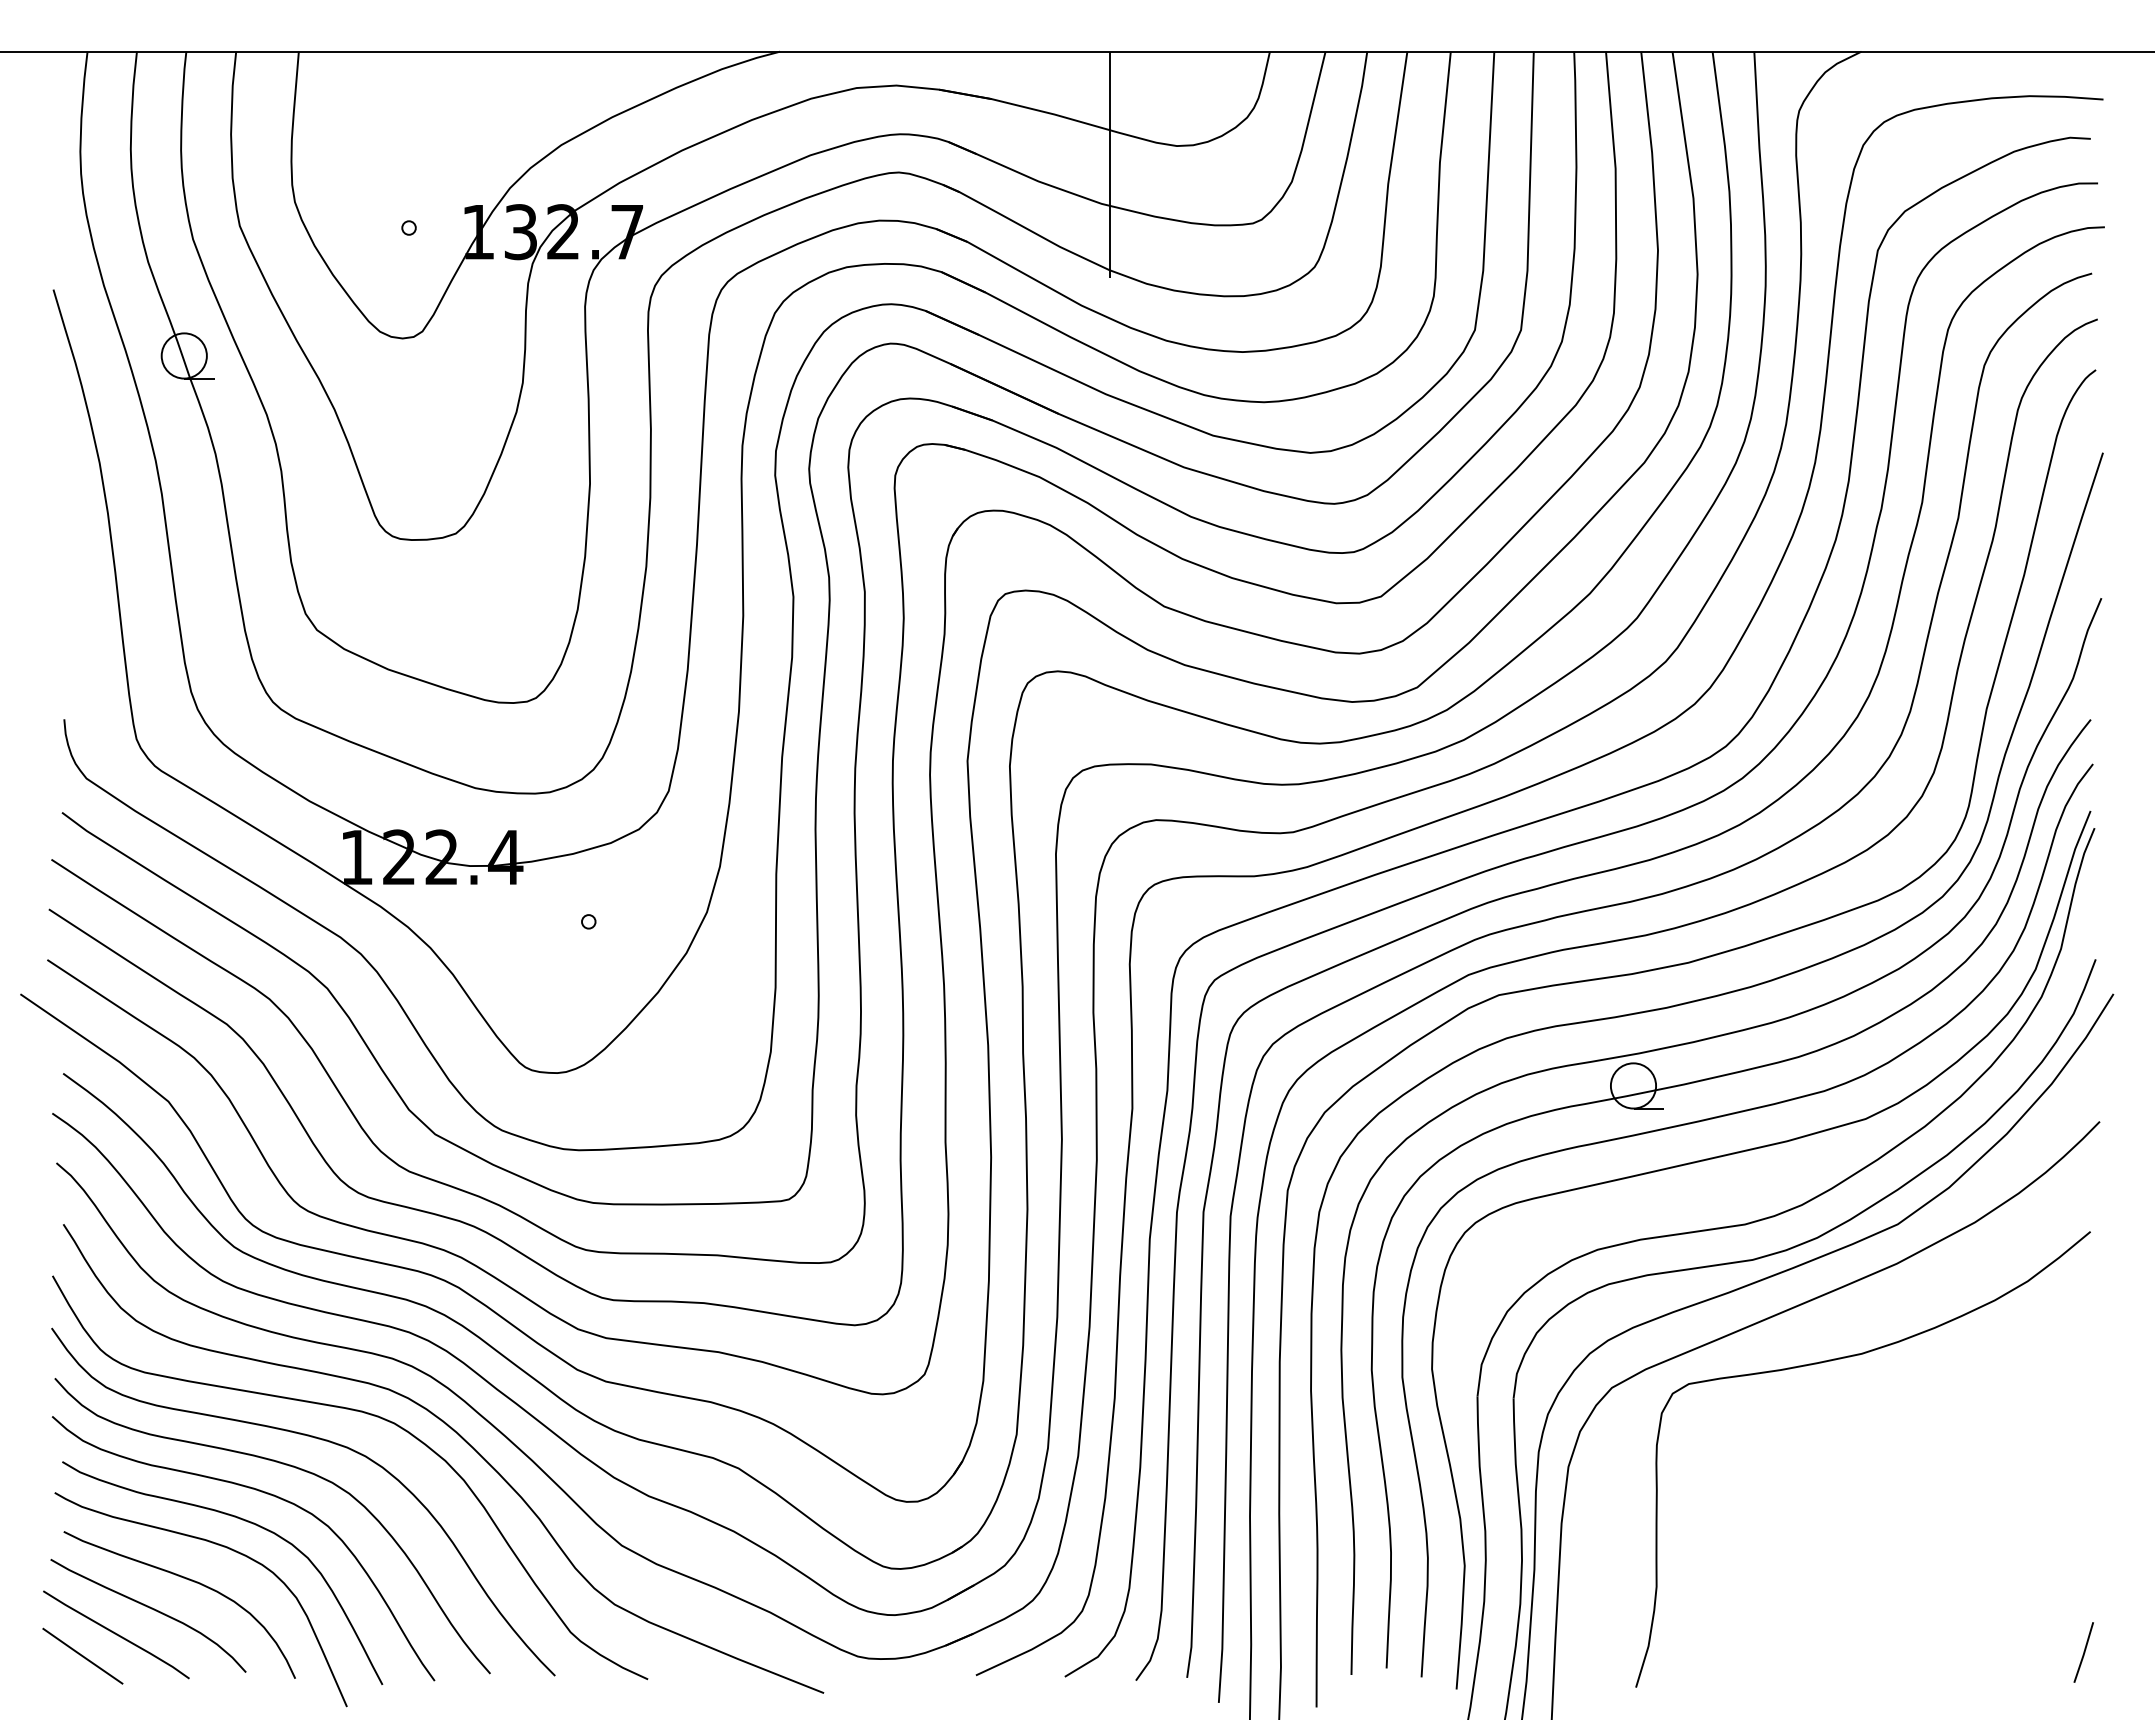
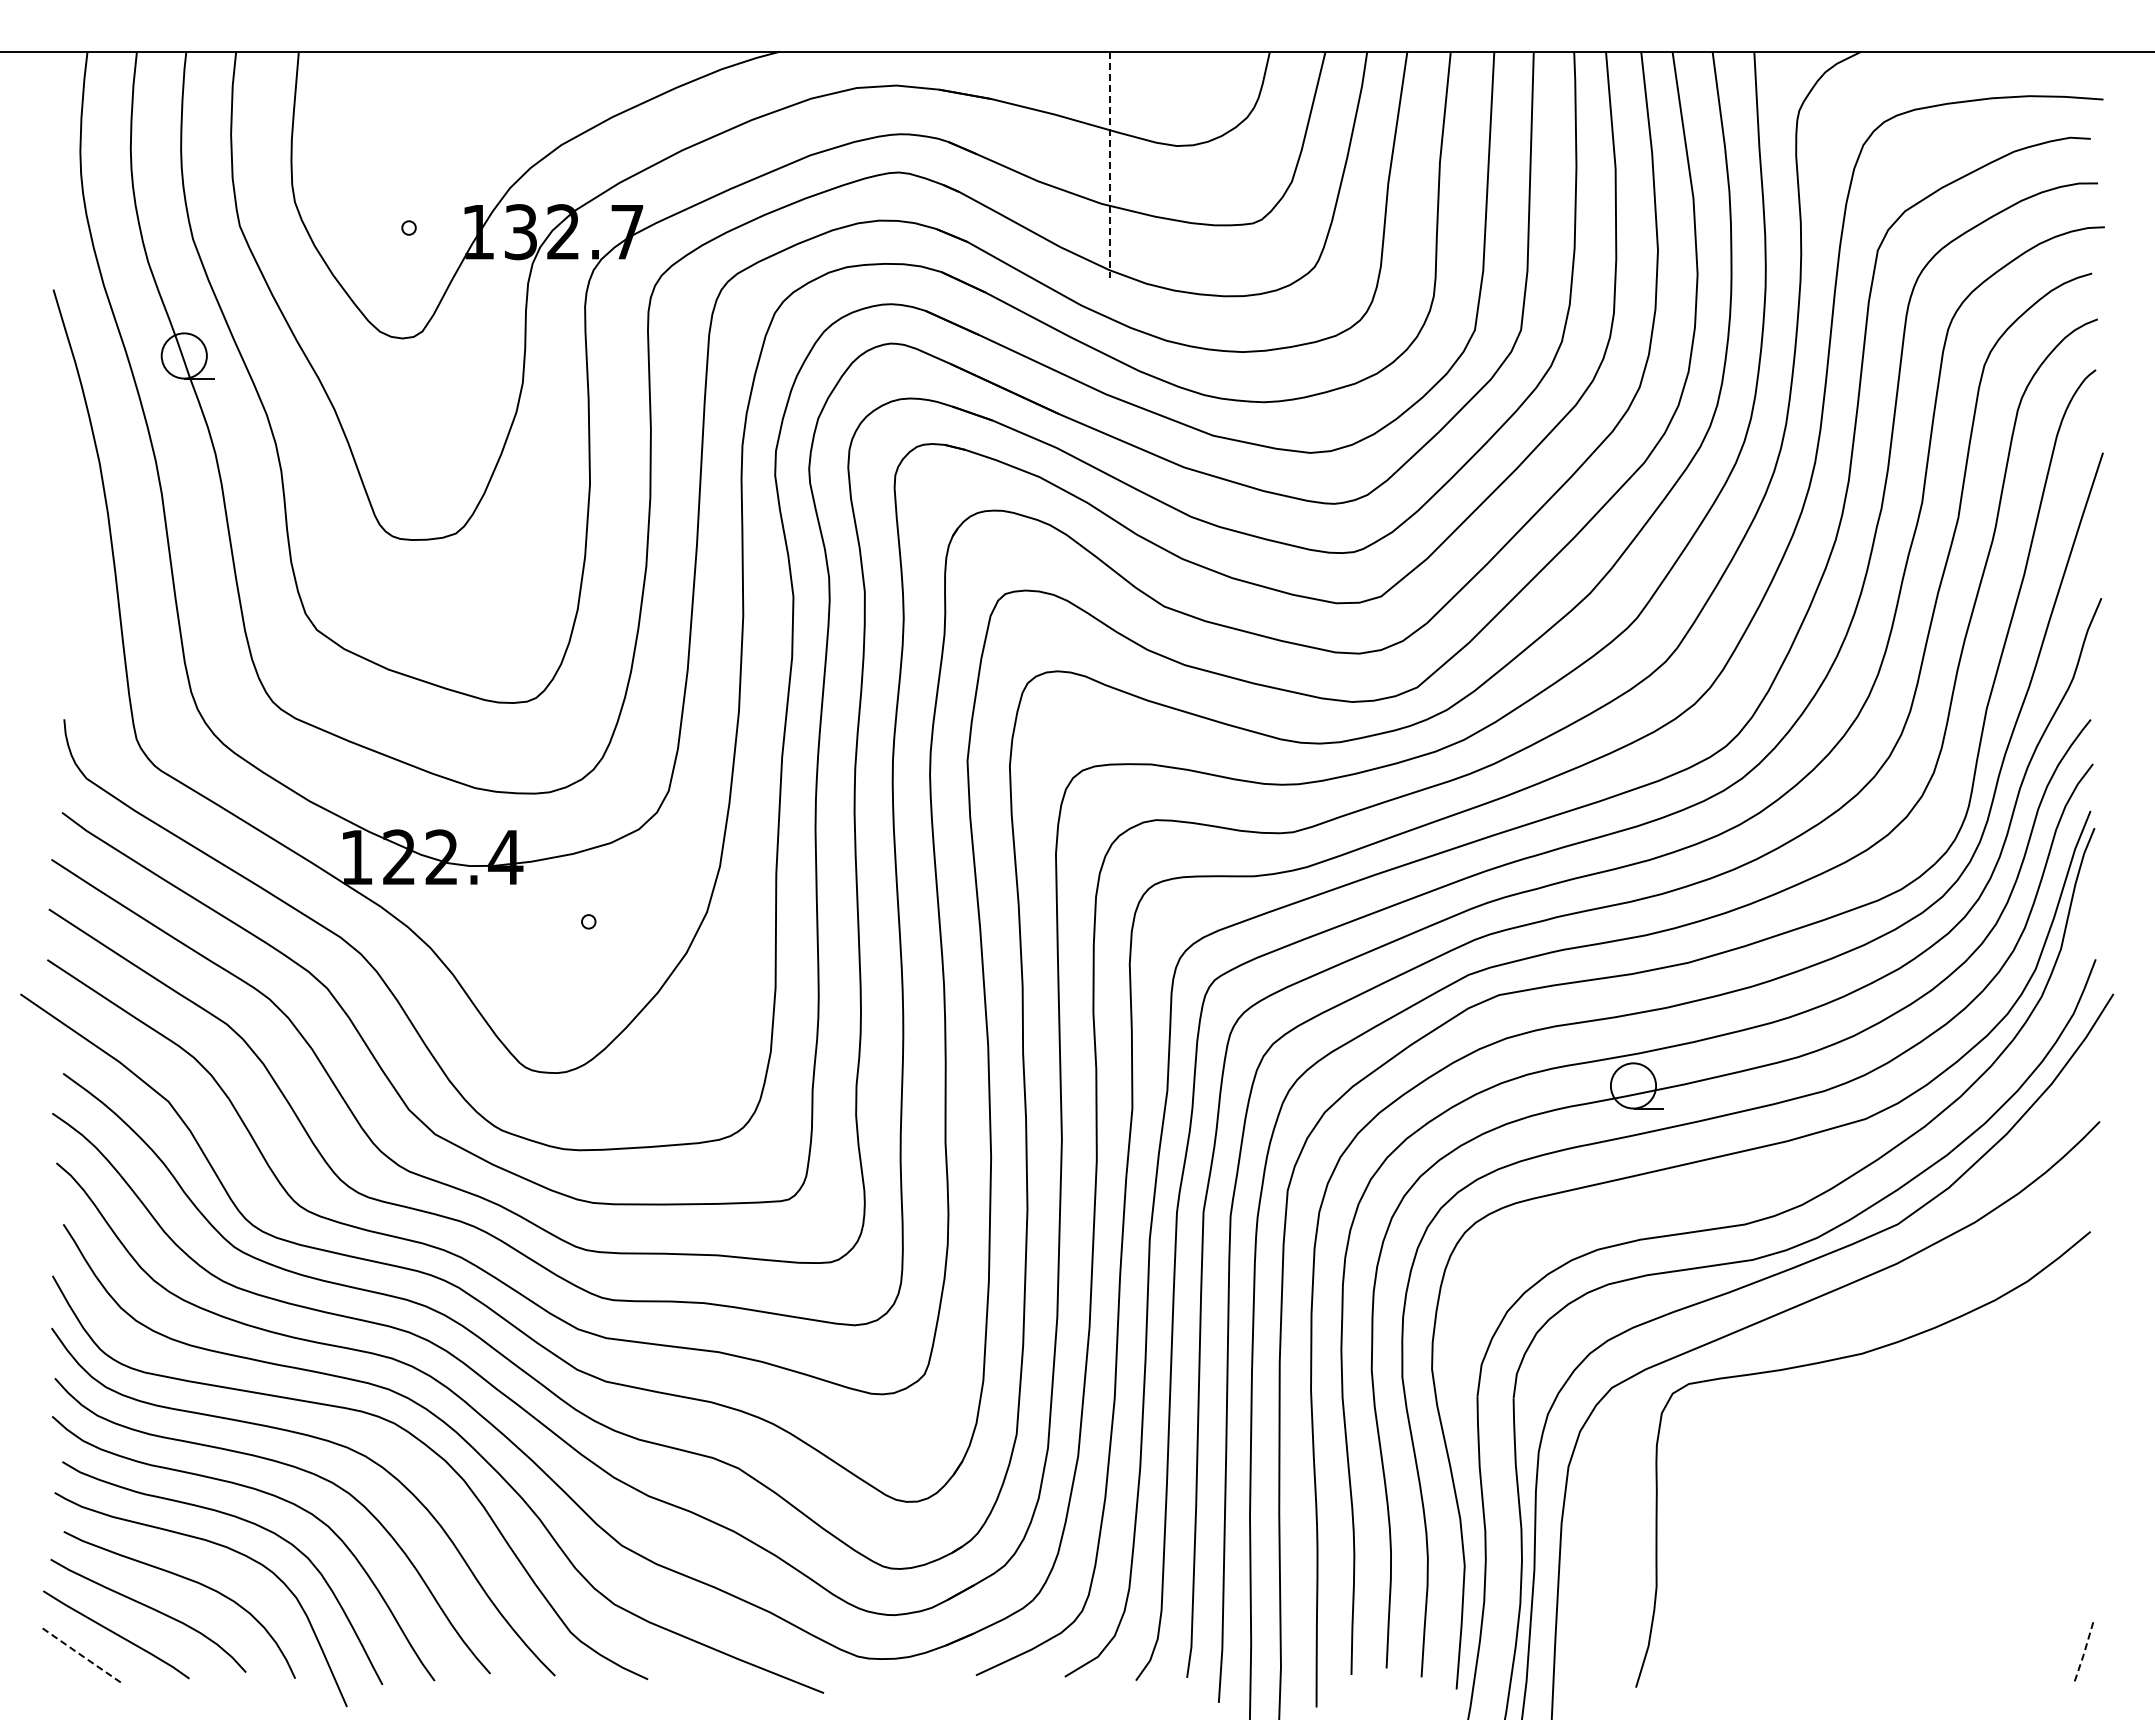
line: solid -> dashed (1109, 164)
line: solid -> dashed (2084, 1653)
line: solid -> dashed (82, 1655)
